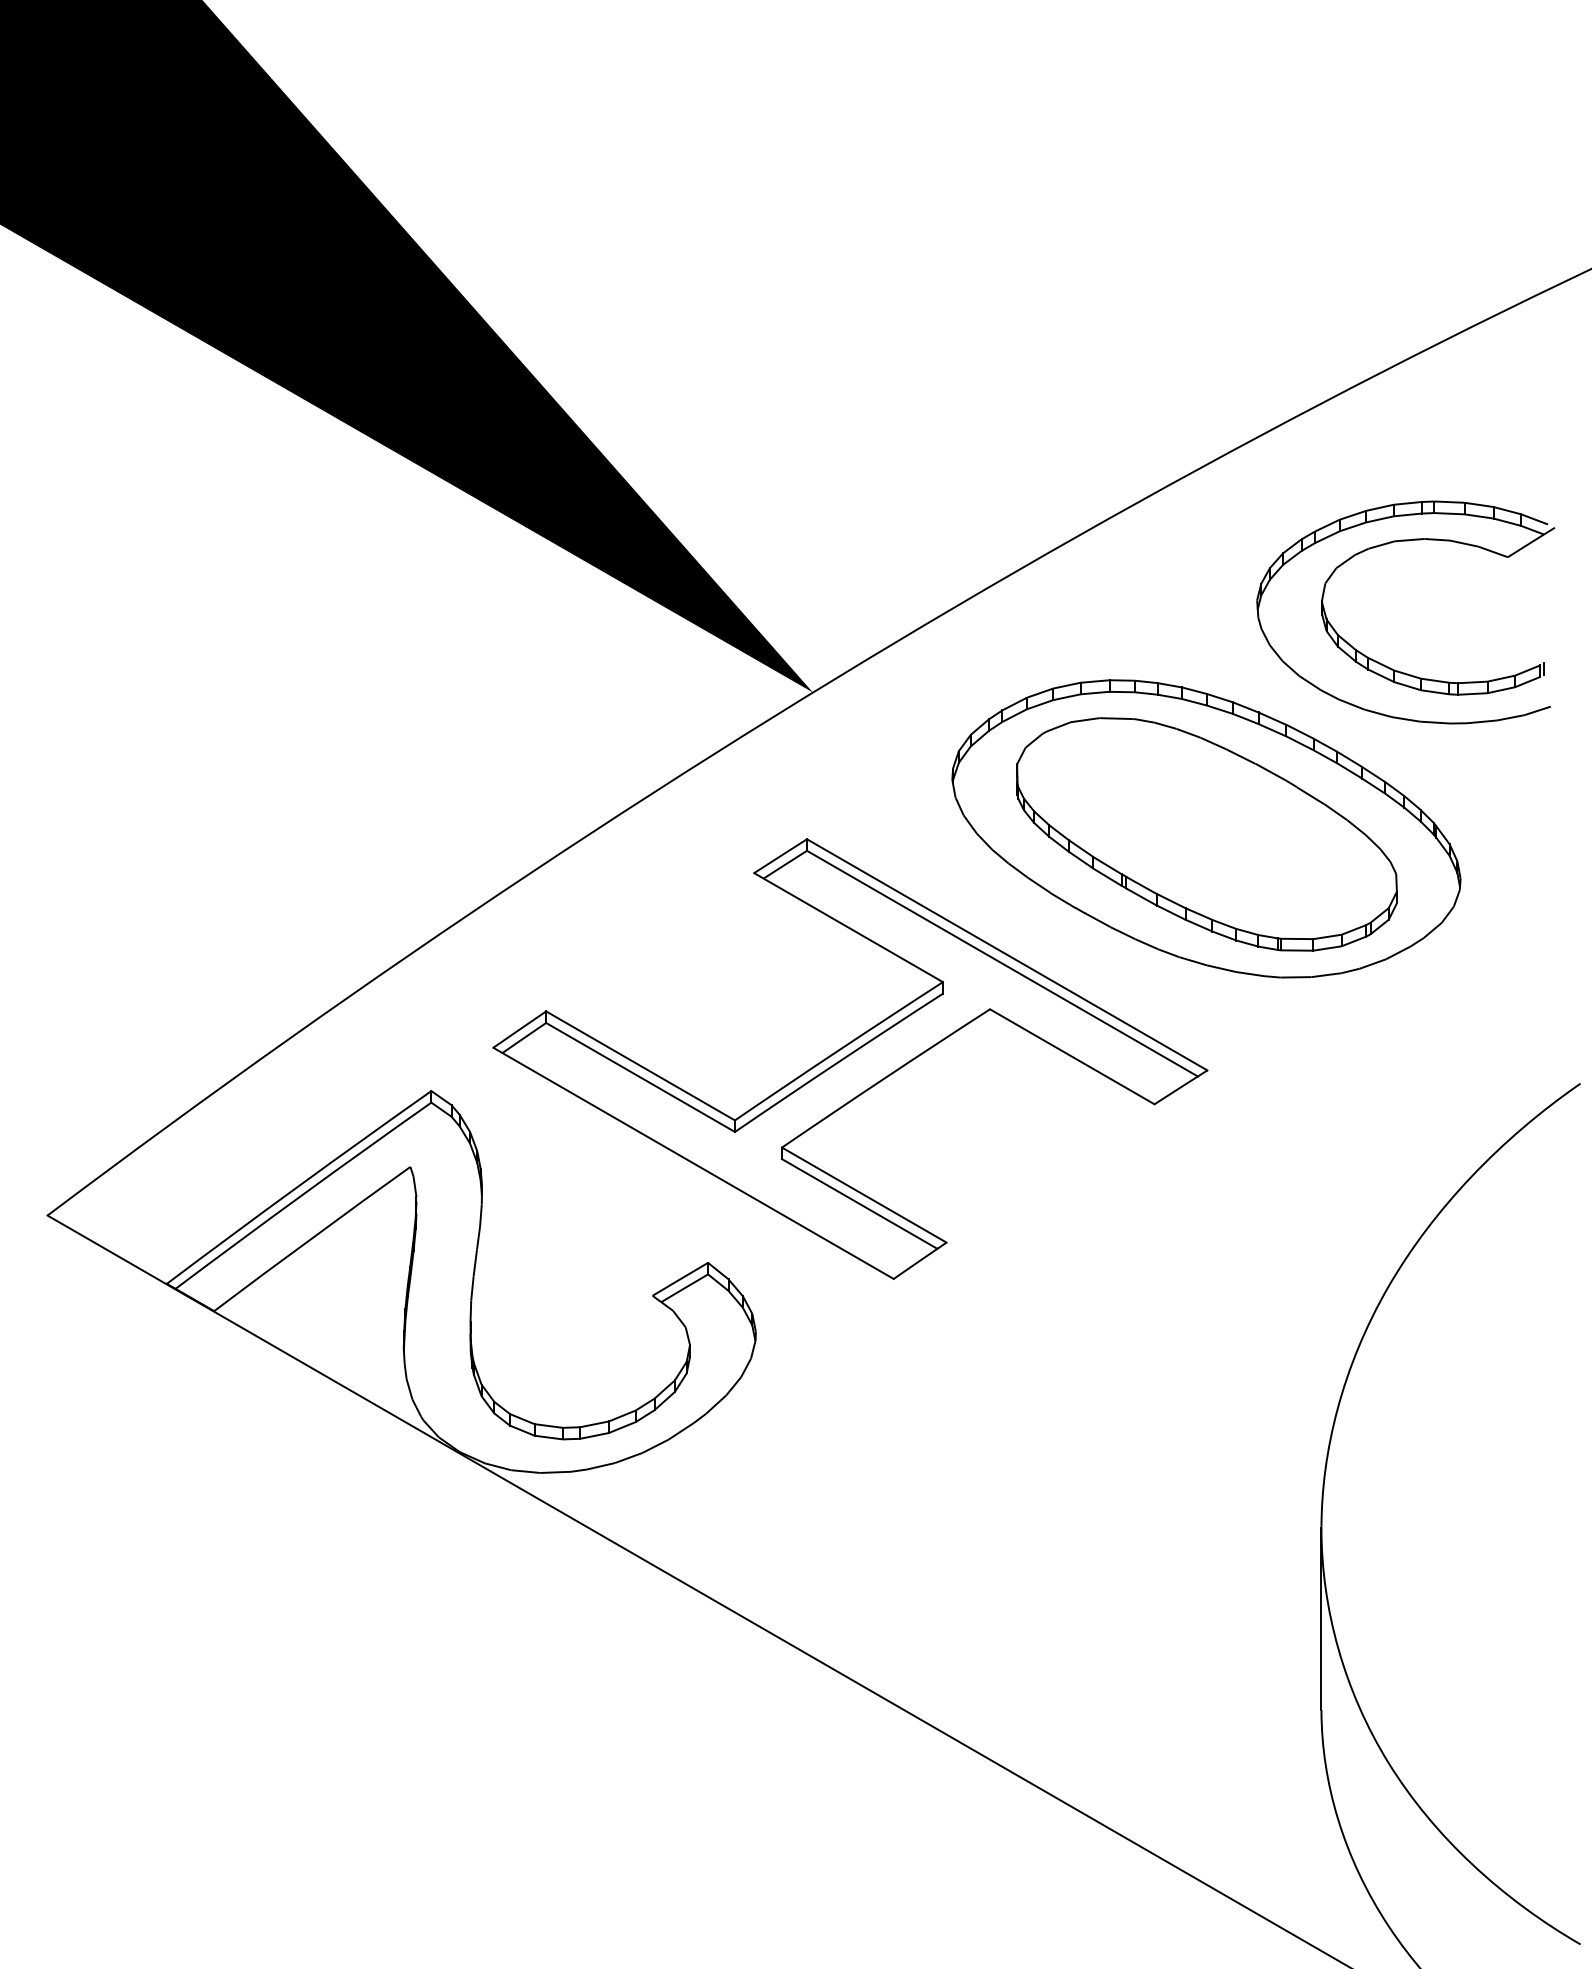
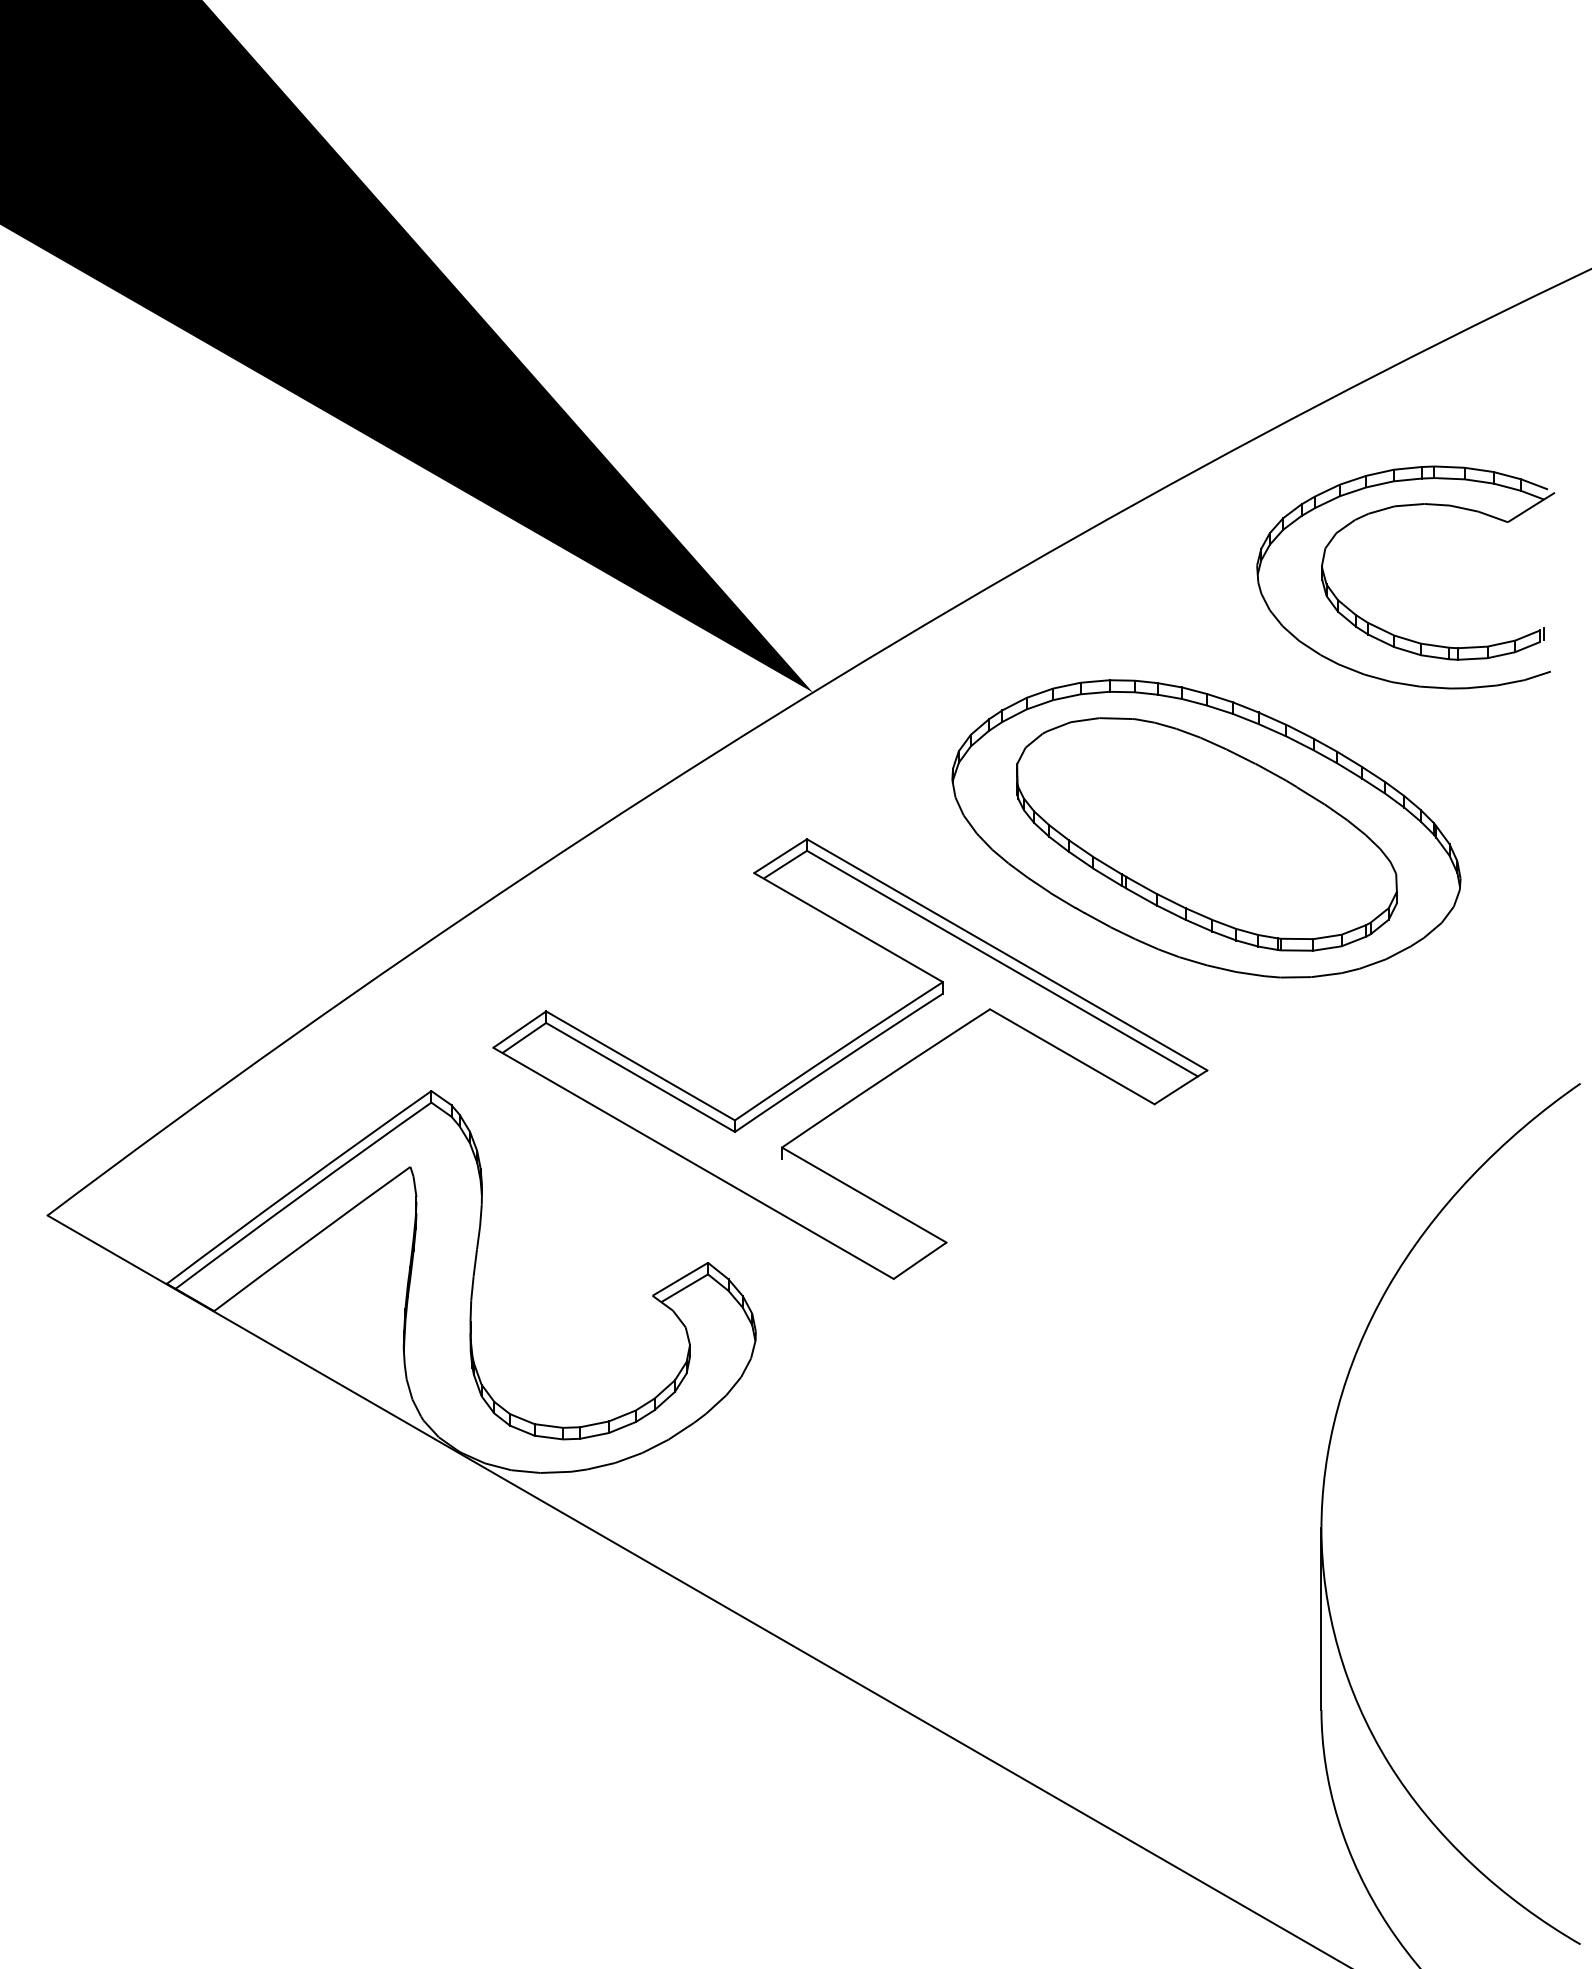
part position: (1380, 662) -> (1380, 627) (1380, 627)
line: present -> none (859, 1203)
